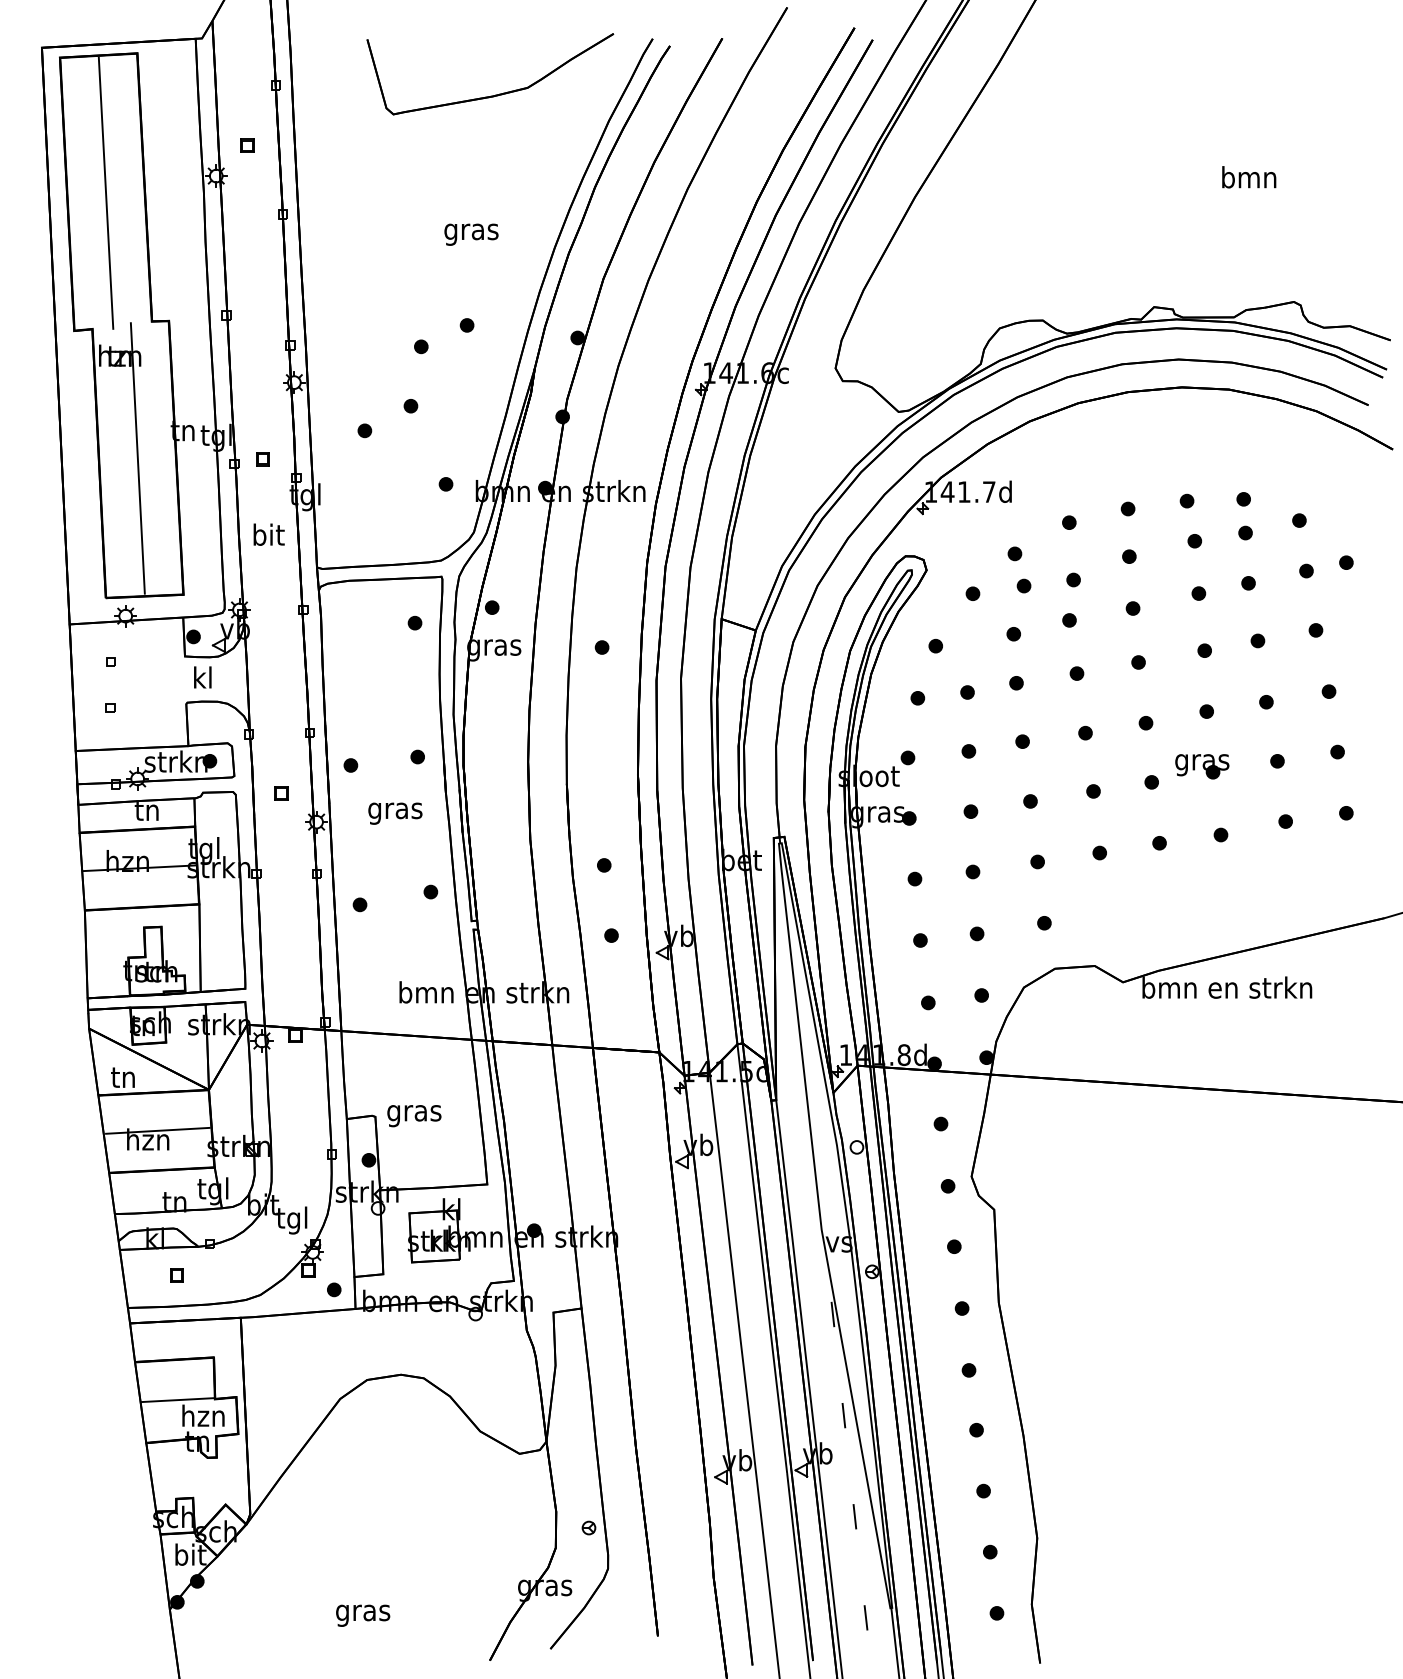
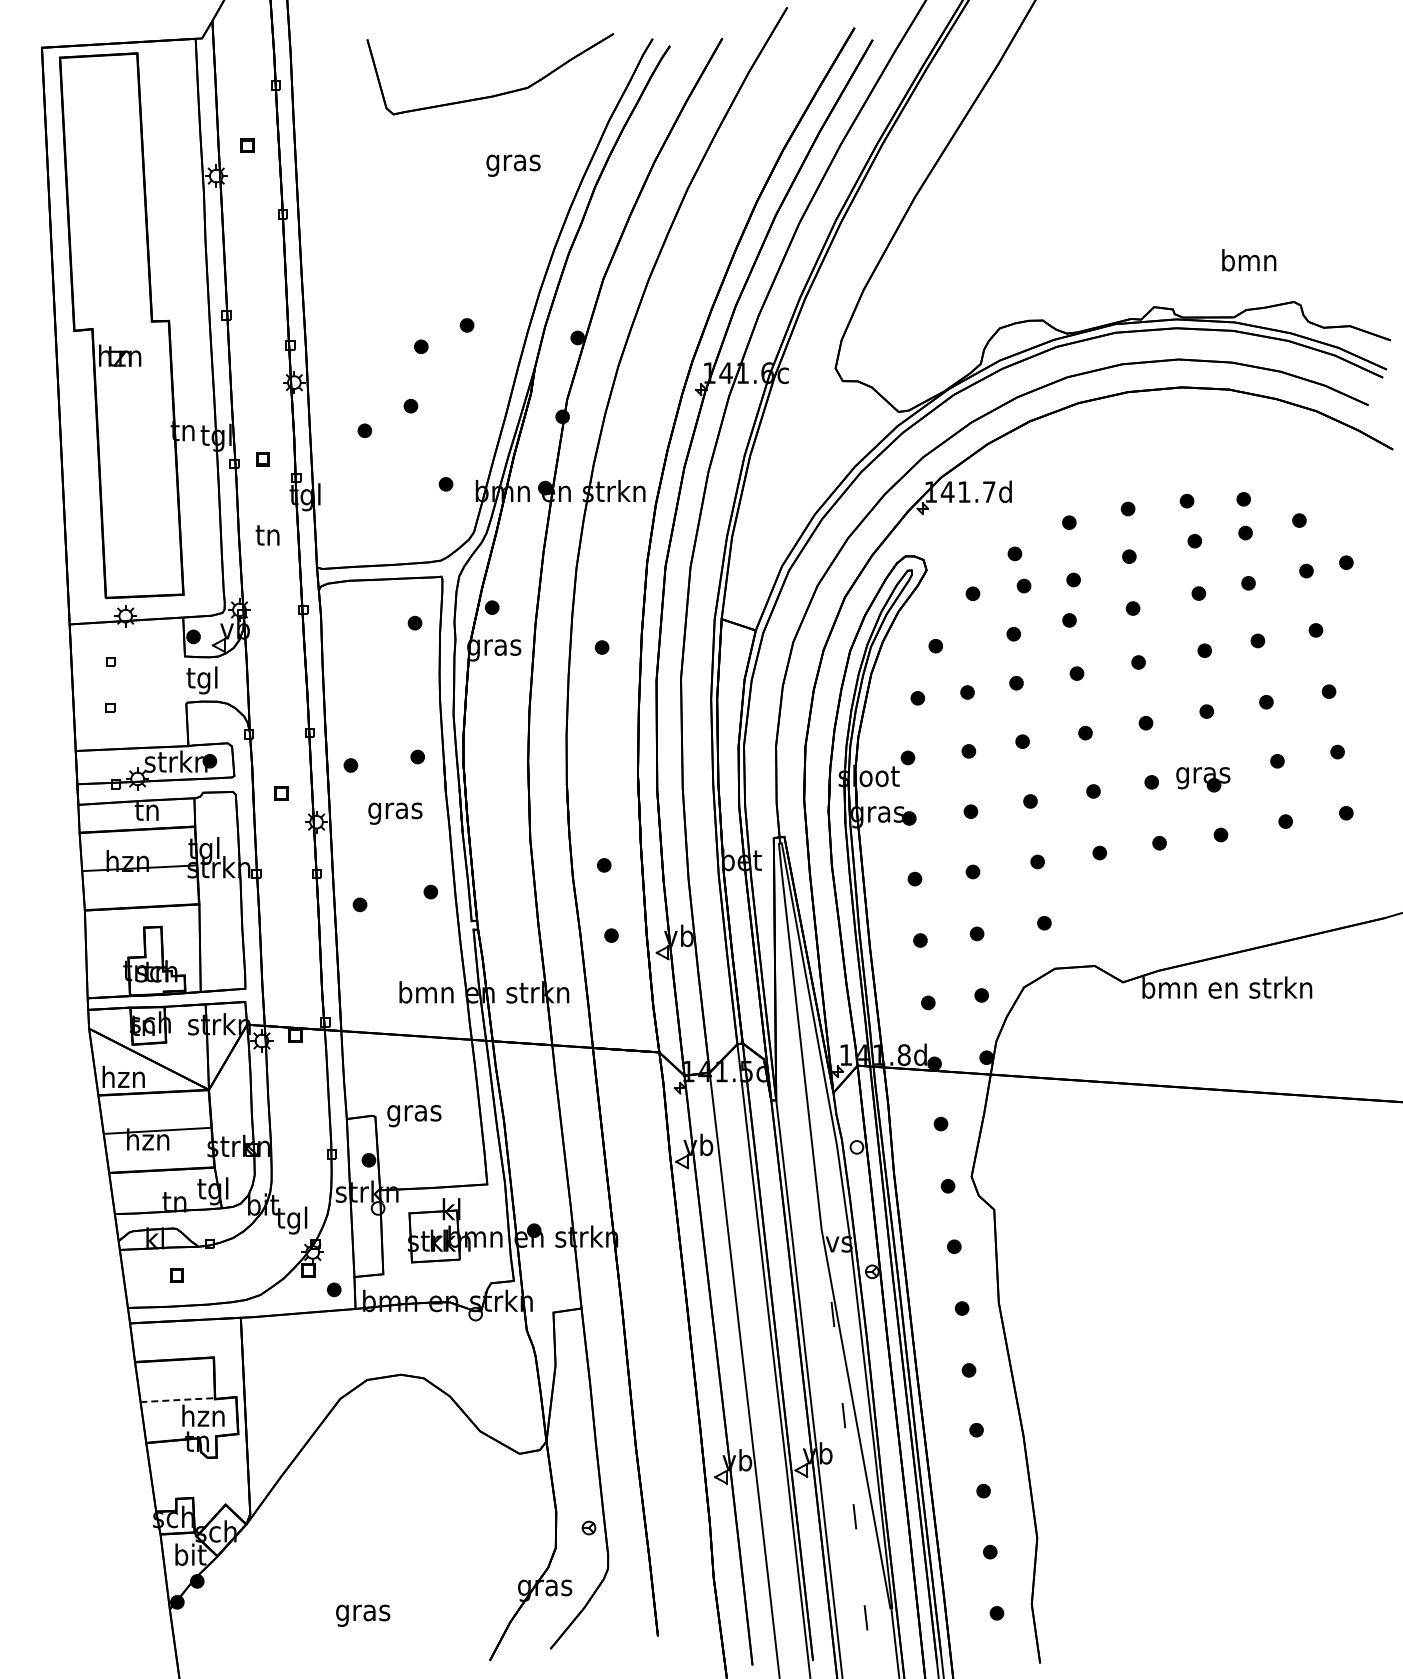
text position: (1249, 177) -> (1249, 260) (1249, 260)
line: present -> none (105, 192)
text position: (471, 234) -> (513, 165) (513, 165)
line: present -> none (137, 458)
text: bit -> tn (268, 534)
text: kl -> tgl (201, 680)
part position: (1202, 766) -> (1203, 779) (1203, 779)
text: tn -> hzn (123, 1076)
line: solid -> dashed (177, 1400)
